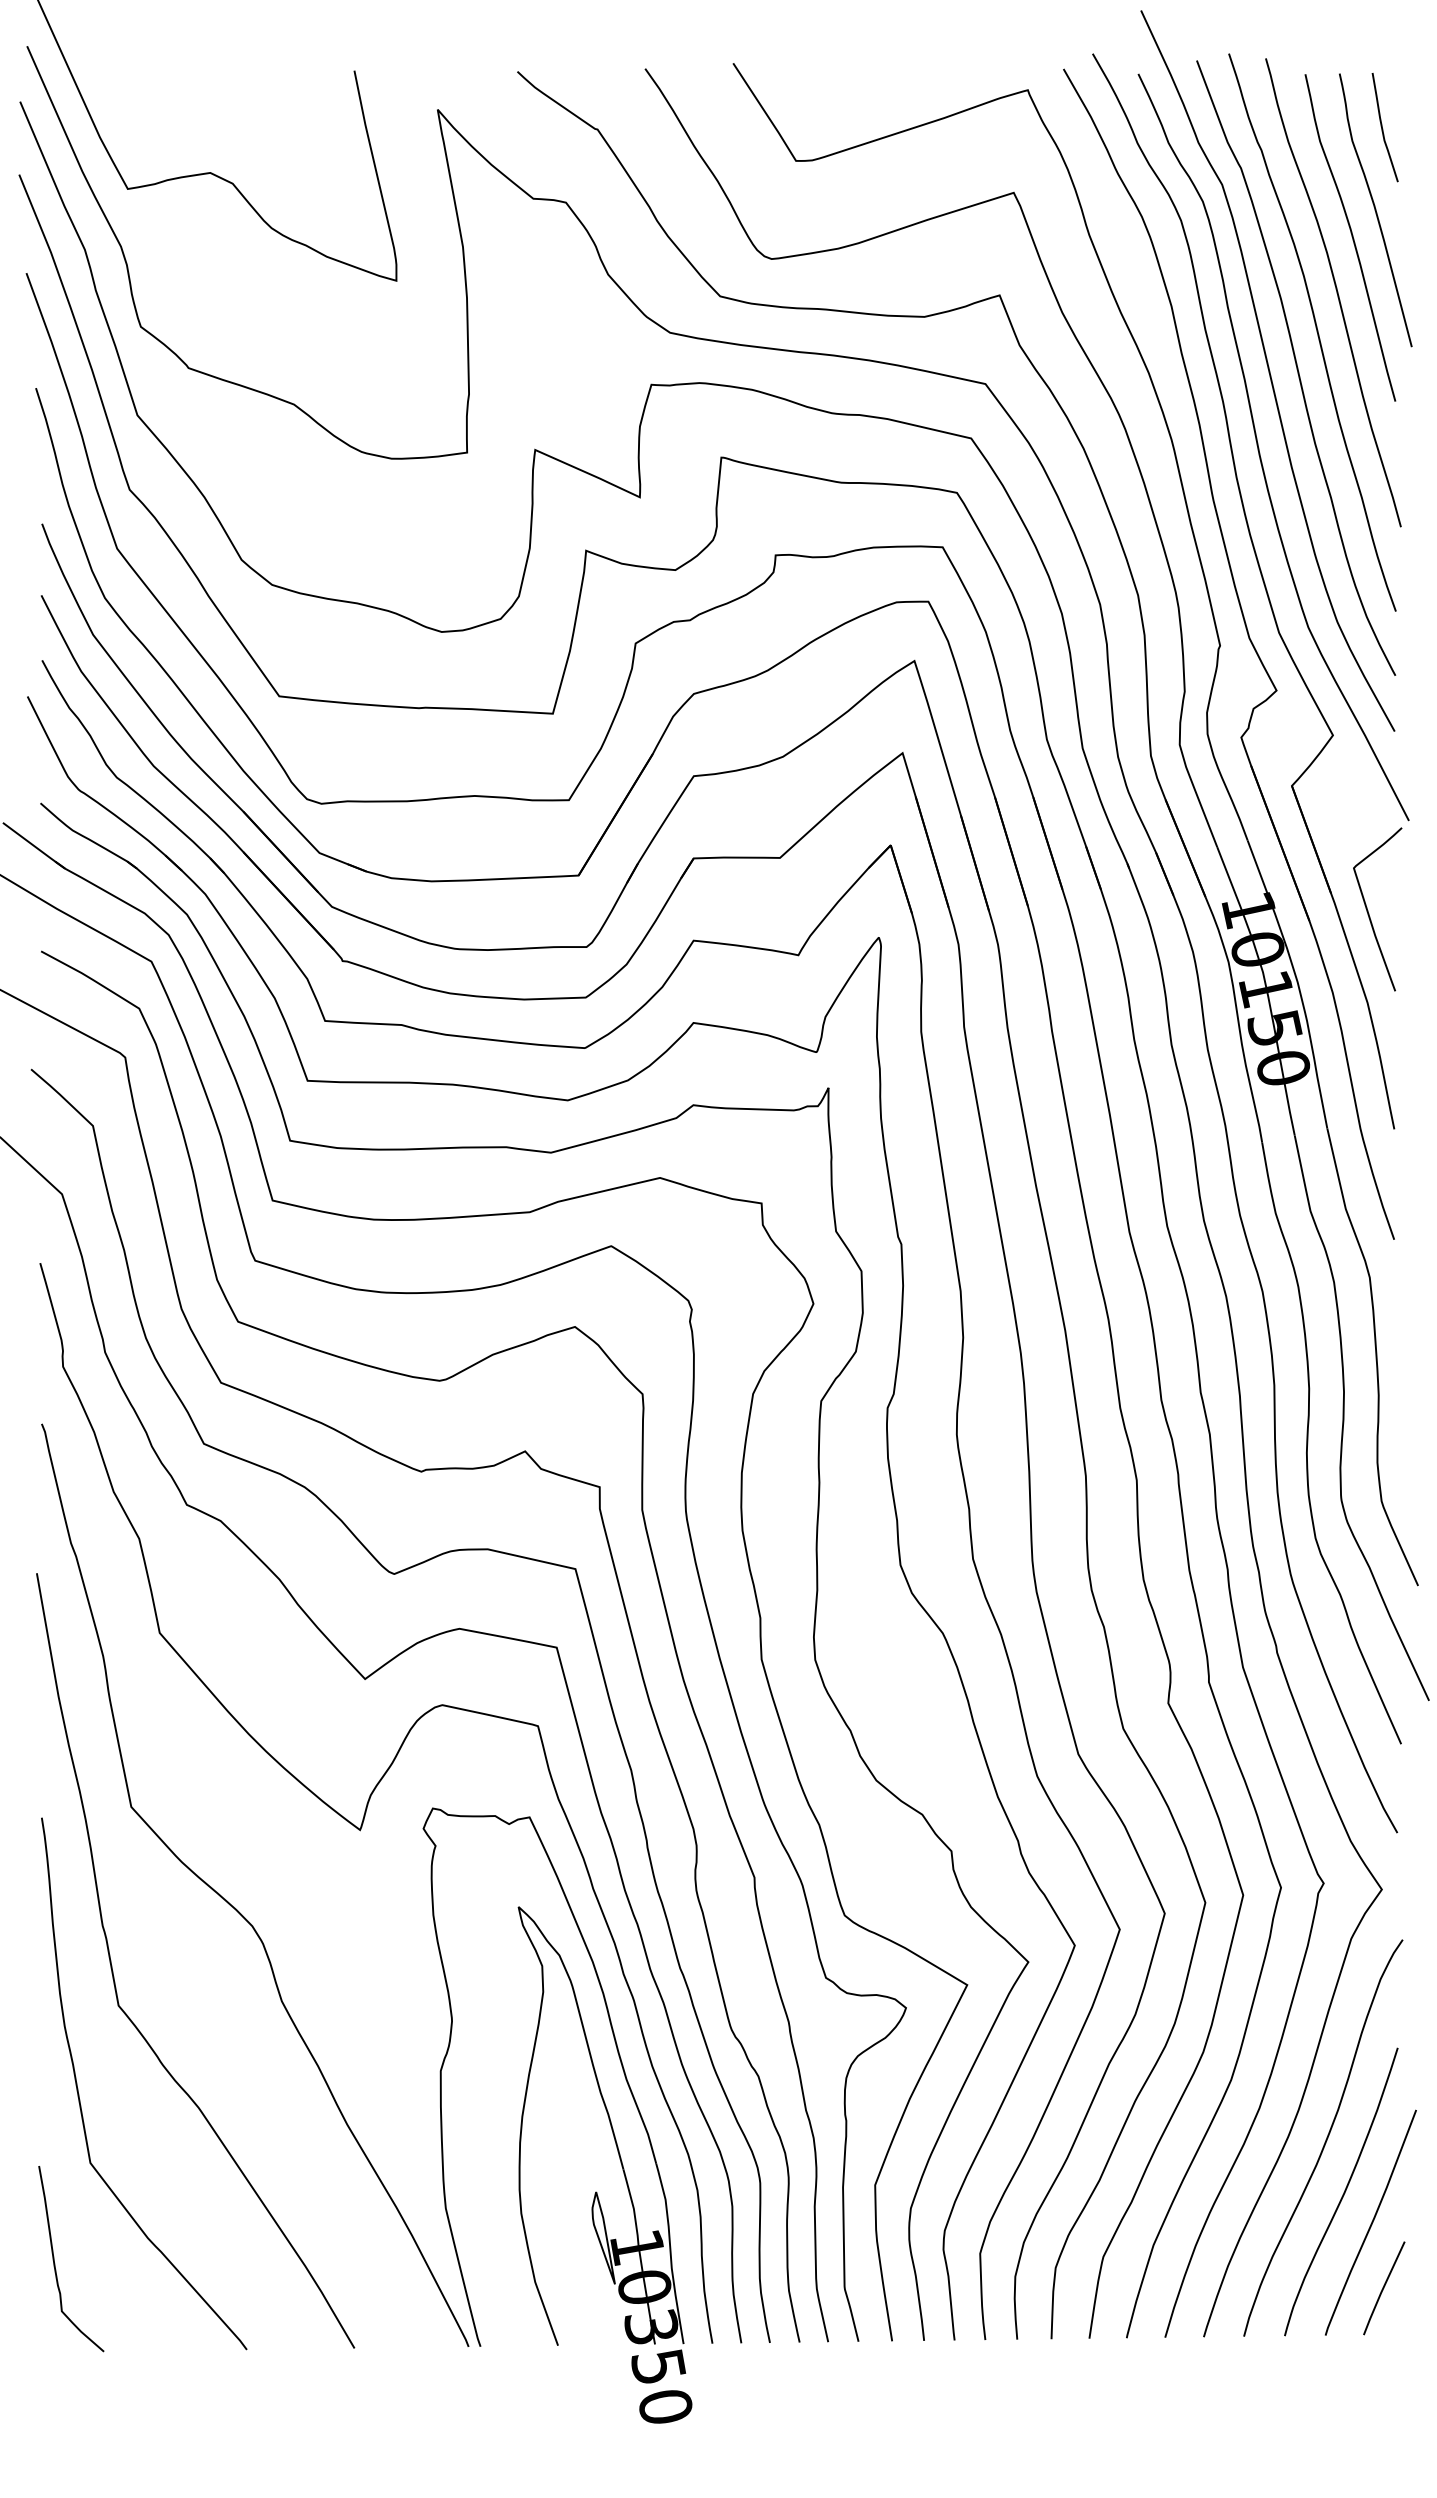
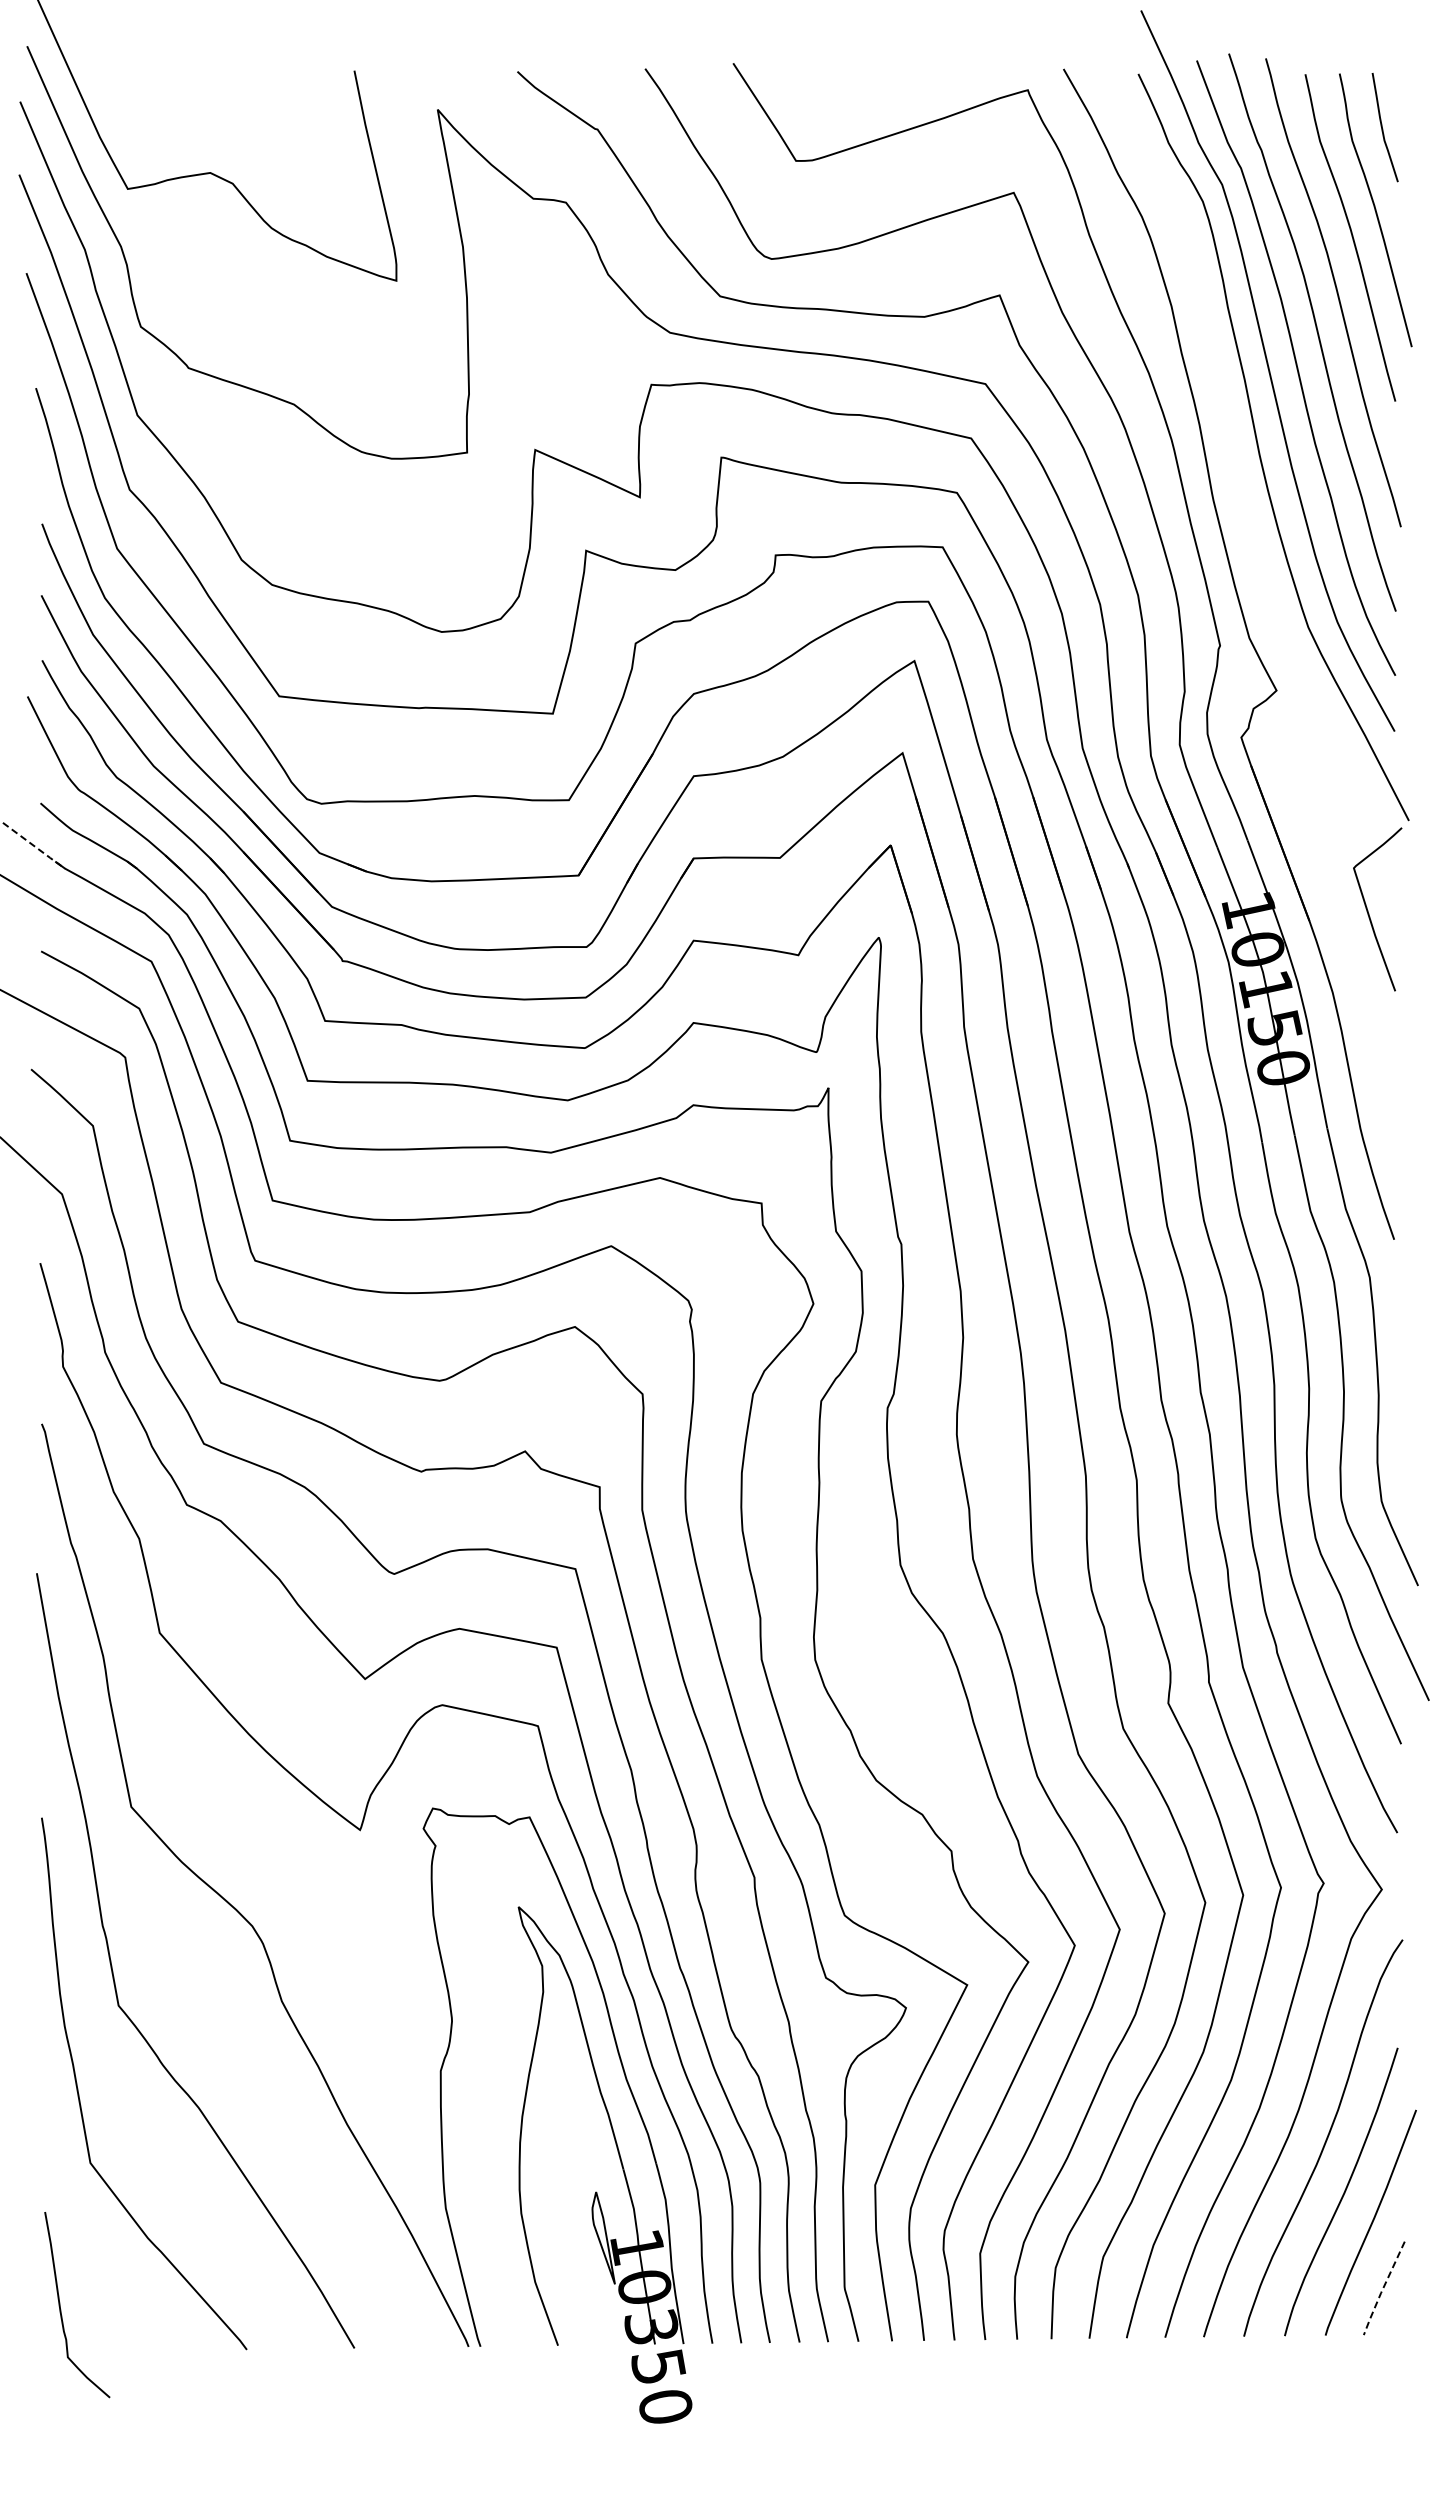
part: present -> none (1263, 584)
line: solid -> dashed (35, 847)
curve position: (55, 2263) -> (61, 2309) (61, 2309)
line: solid -> dashed (1382, 2289)
